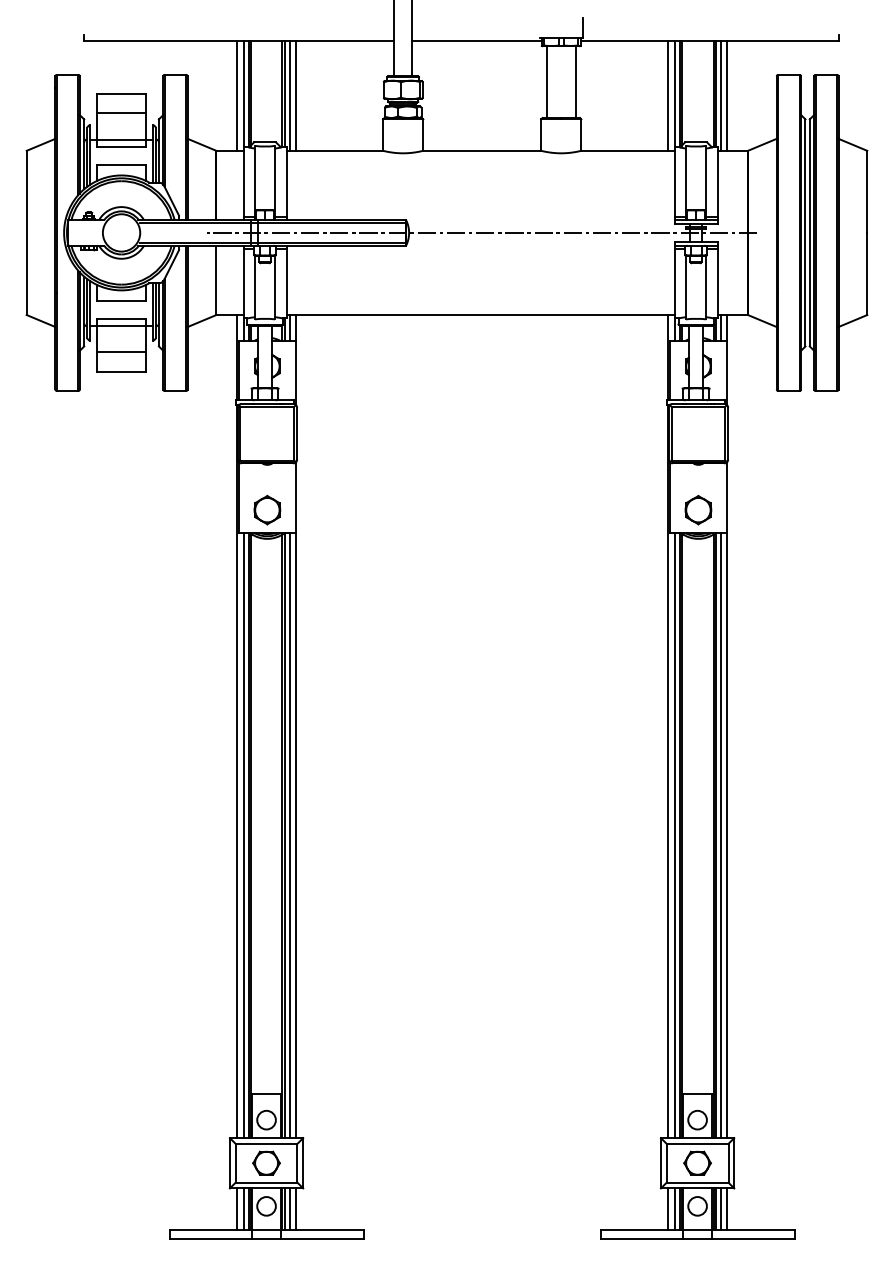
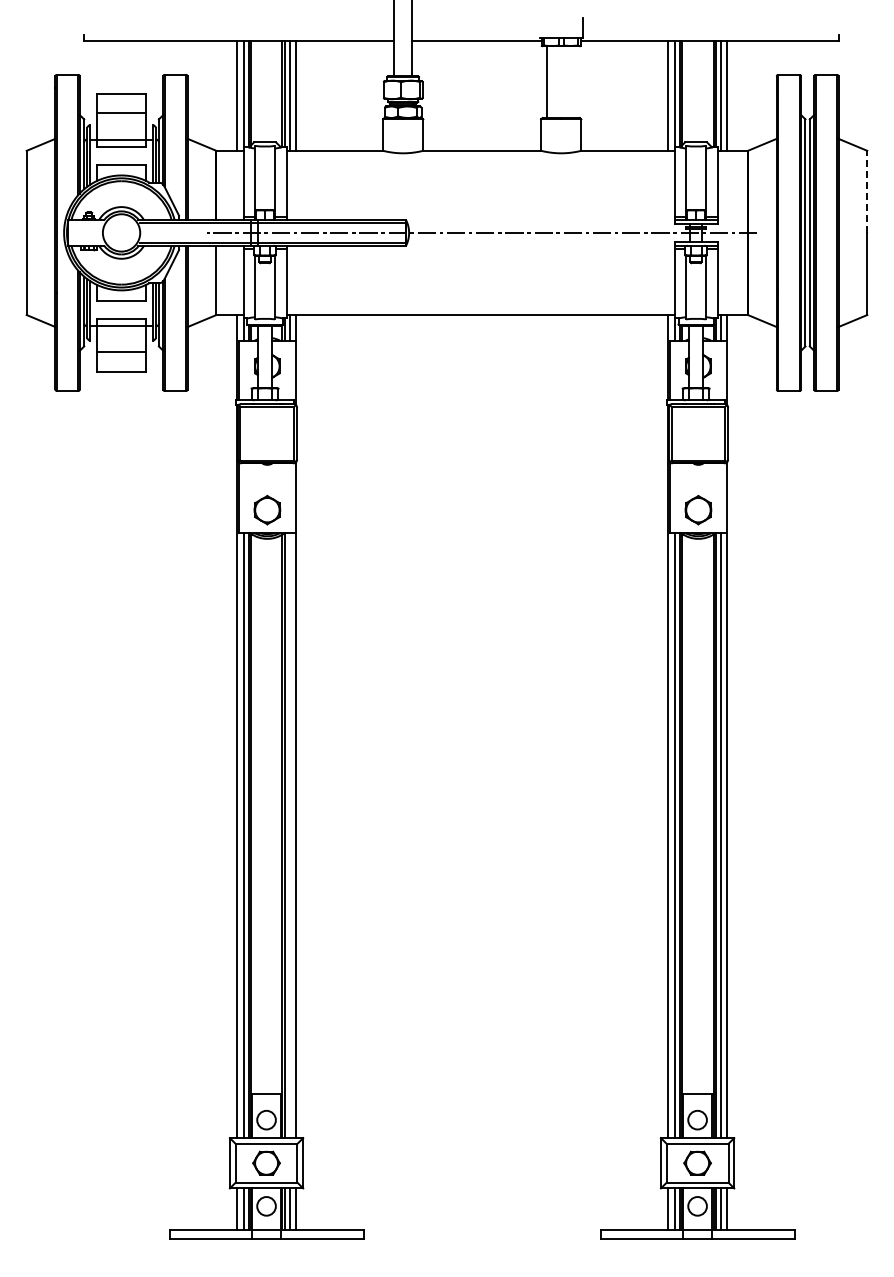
line: present -> none (575, 82)
line: solid -> dashed (867, 191)
line: present -> none (289, 835)
